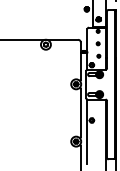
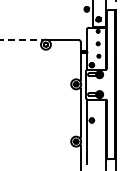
line: solid -> dashed (23, 39)
